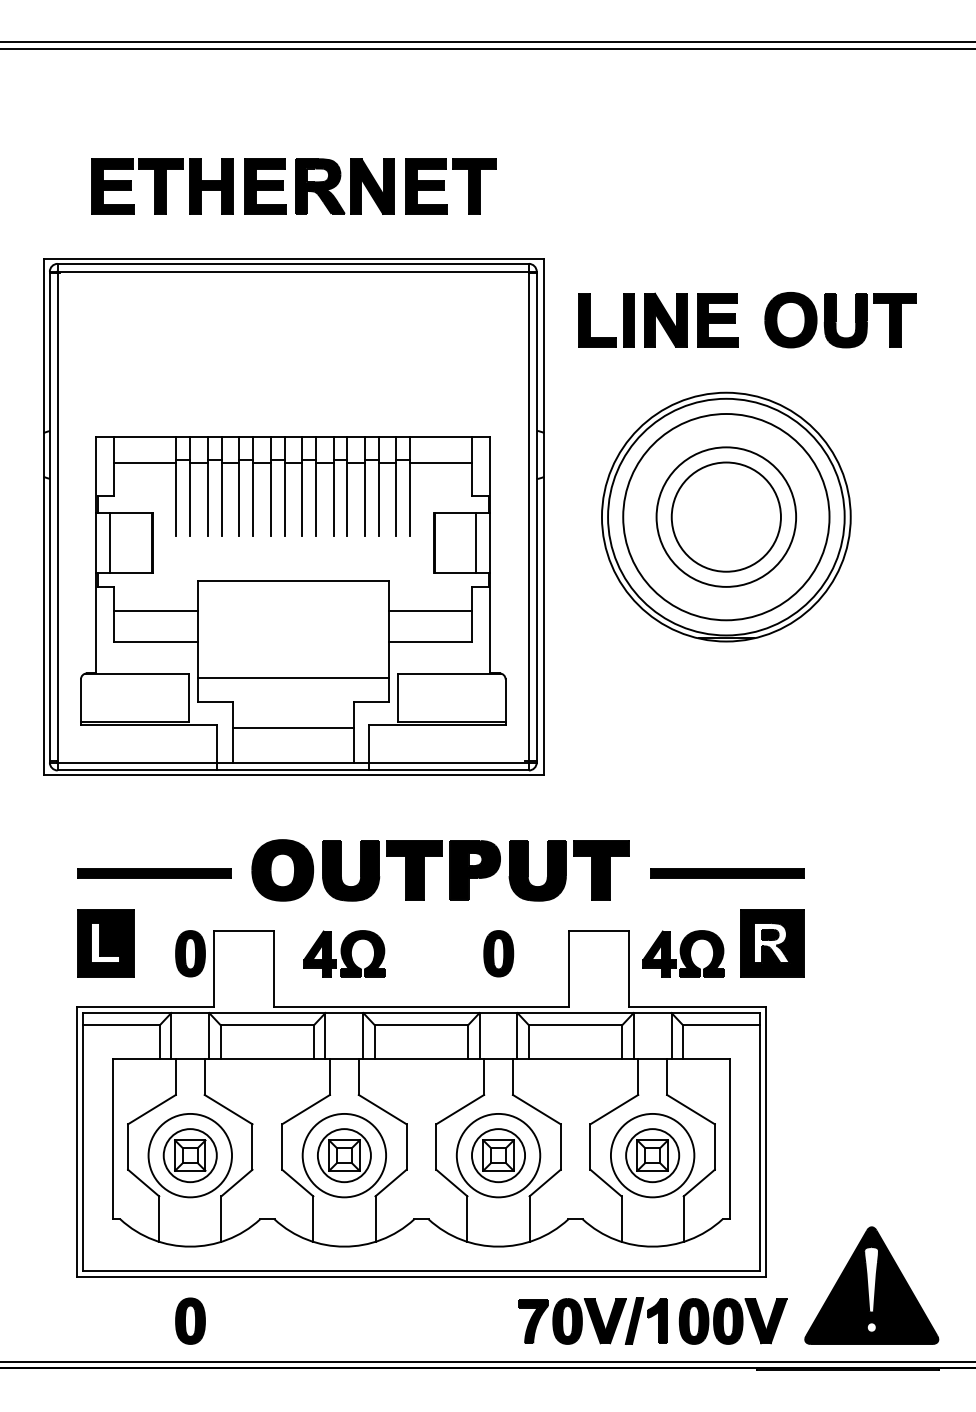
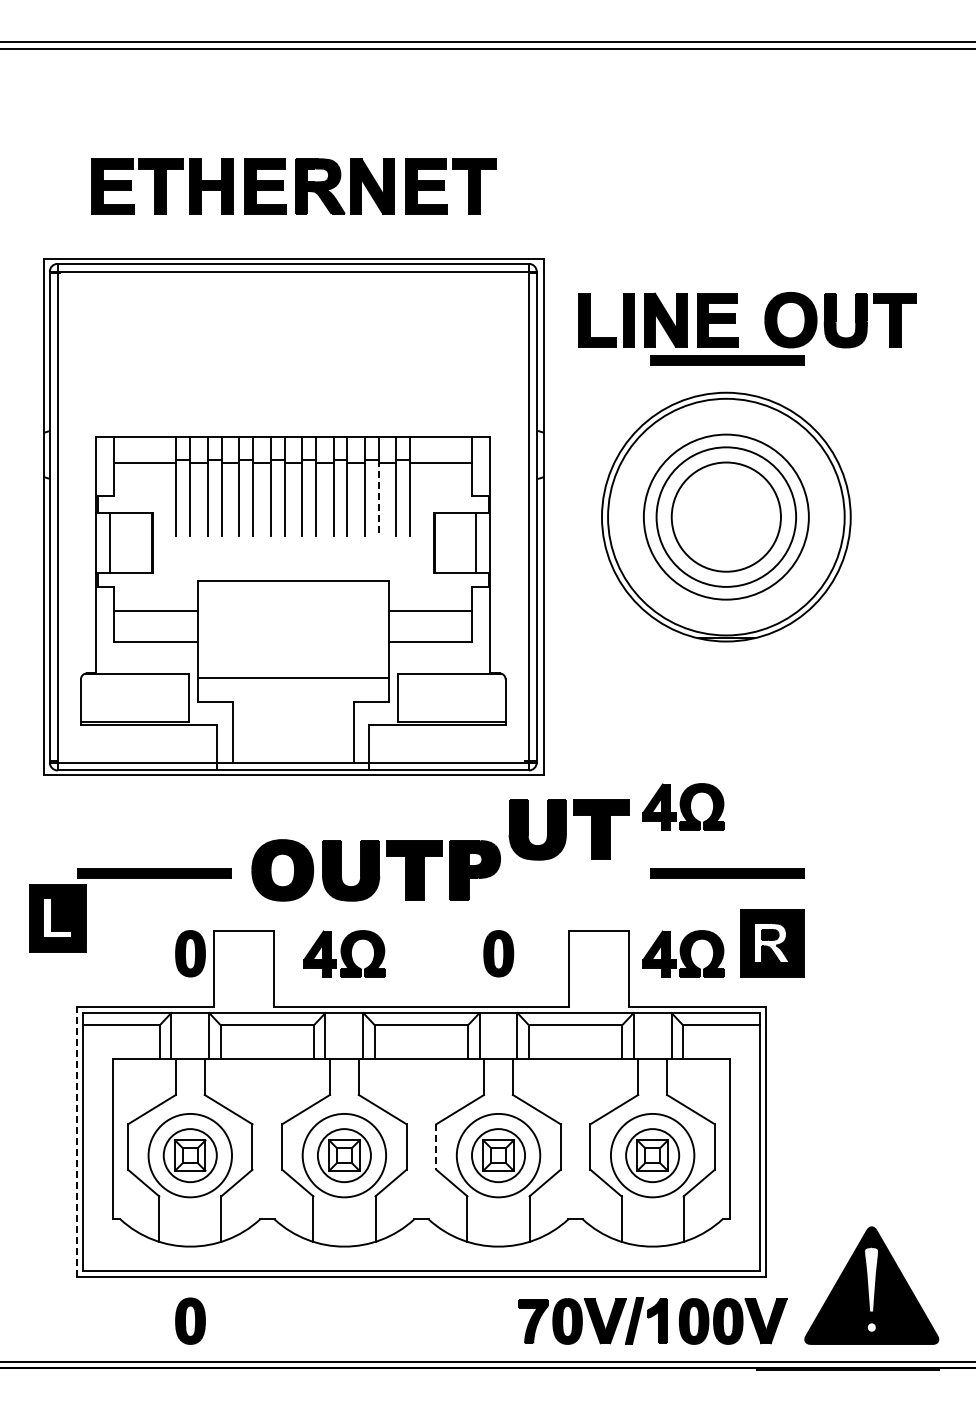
part: none -> present (727, 360)
line: solid -> dashed (378, 498)
circle diameter: 206 px -> 165 px (725, 516)
line: present -> none (292, 728)
part: none -> present (683, 806)
part position: (568, 870) -> (568, 829) (568, 829)
part position: (105, 943) -> (57, 918) (57, 918)
line: solid -> dashed (77, 1141)
line: solid -> dashed (436, 1147)
